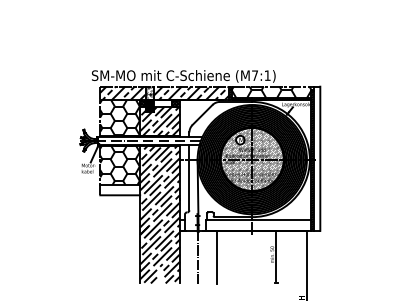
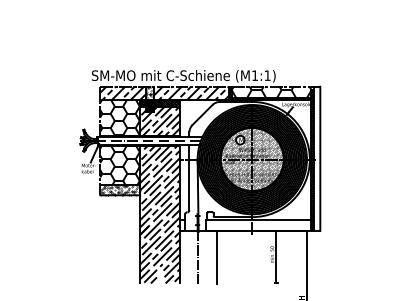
text: (M7:1) -> (M1:1) (254, 75)
hatch: none -> present (162, 103)
hatch: none -> present (120, 190)
